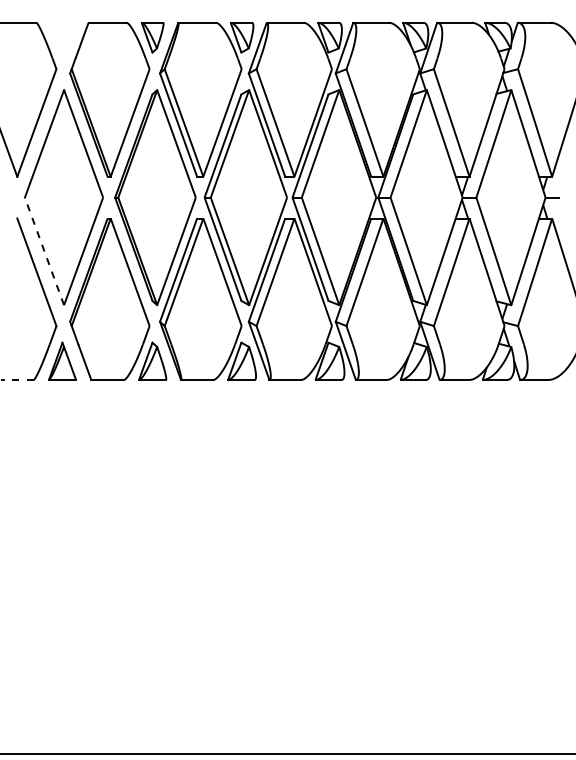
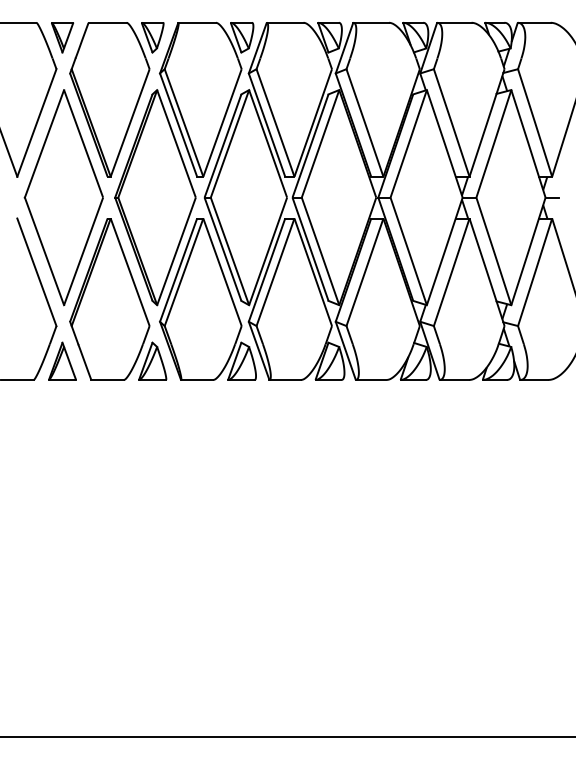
part: none -> present (62, 37)
line: dashed -> solid (44, 250)
line: dashed -> solid (16, 379)
line position: (287, 754) -> (287, 737) (287, 737)
